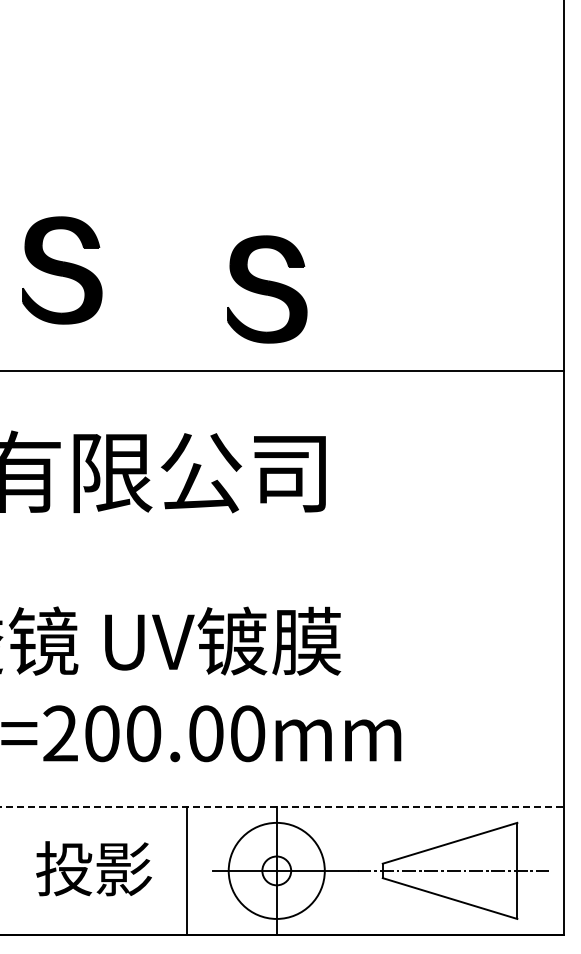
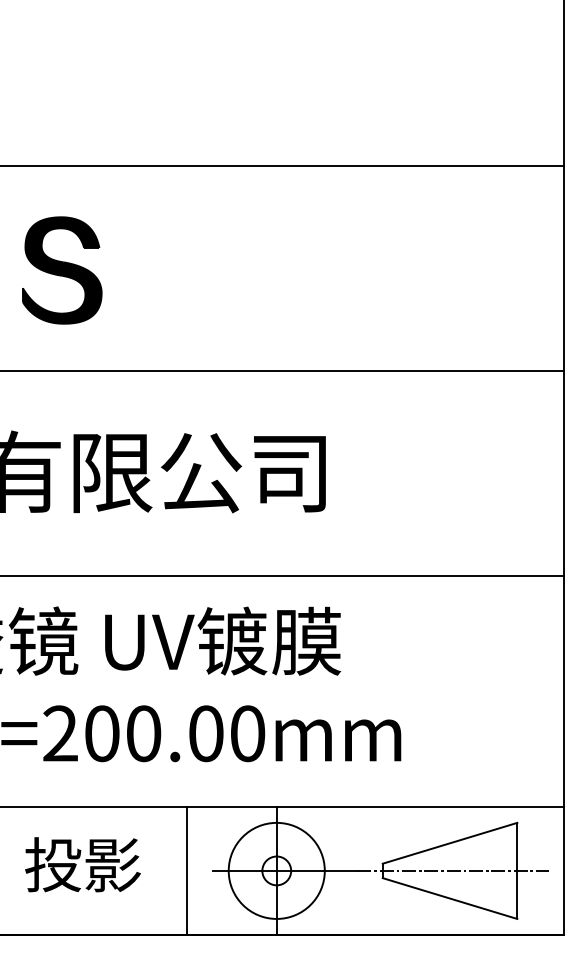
line: none -> present (283, 166)
part: present -> none (267, 289)
line: none -> present (283, 576)
line: dashed -> solid (282, 806)
text position: (93, 868) -> (82, 864) (82, 864)
